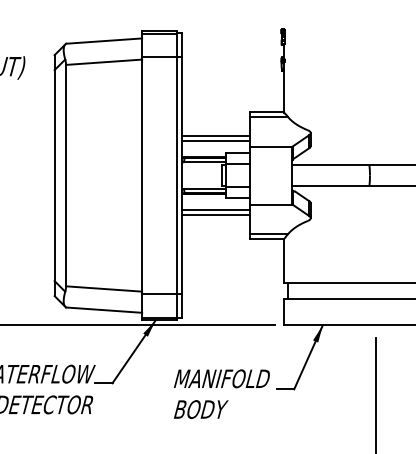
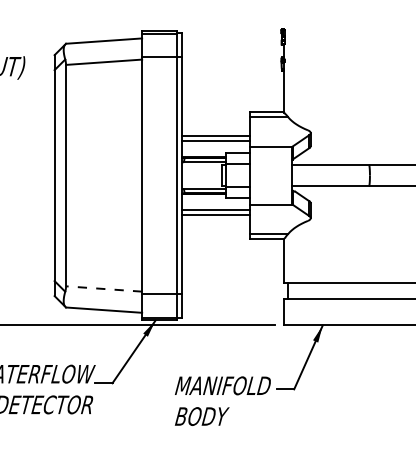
line: solid -> dashed (103, 288)
text position: (221, 393) -> (222, 400) (222, 400)
line: present -> none (375, 394)
